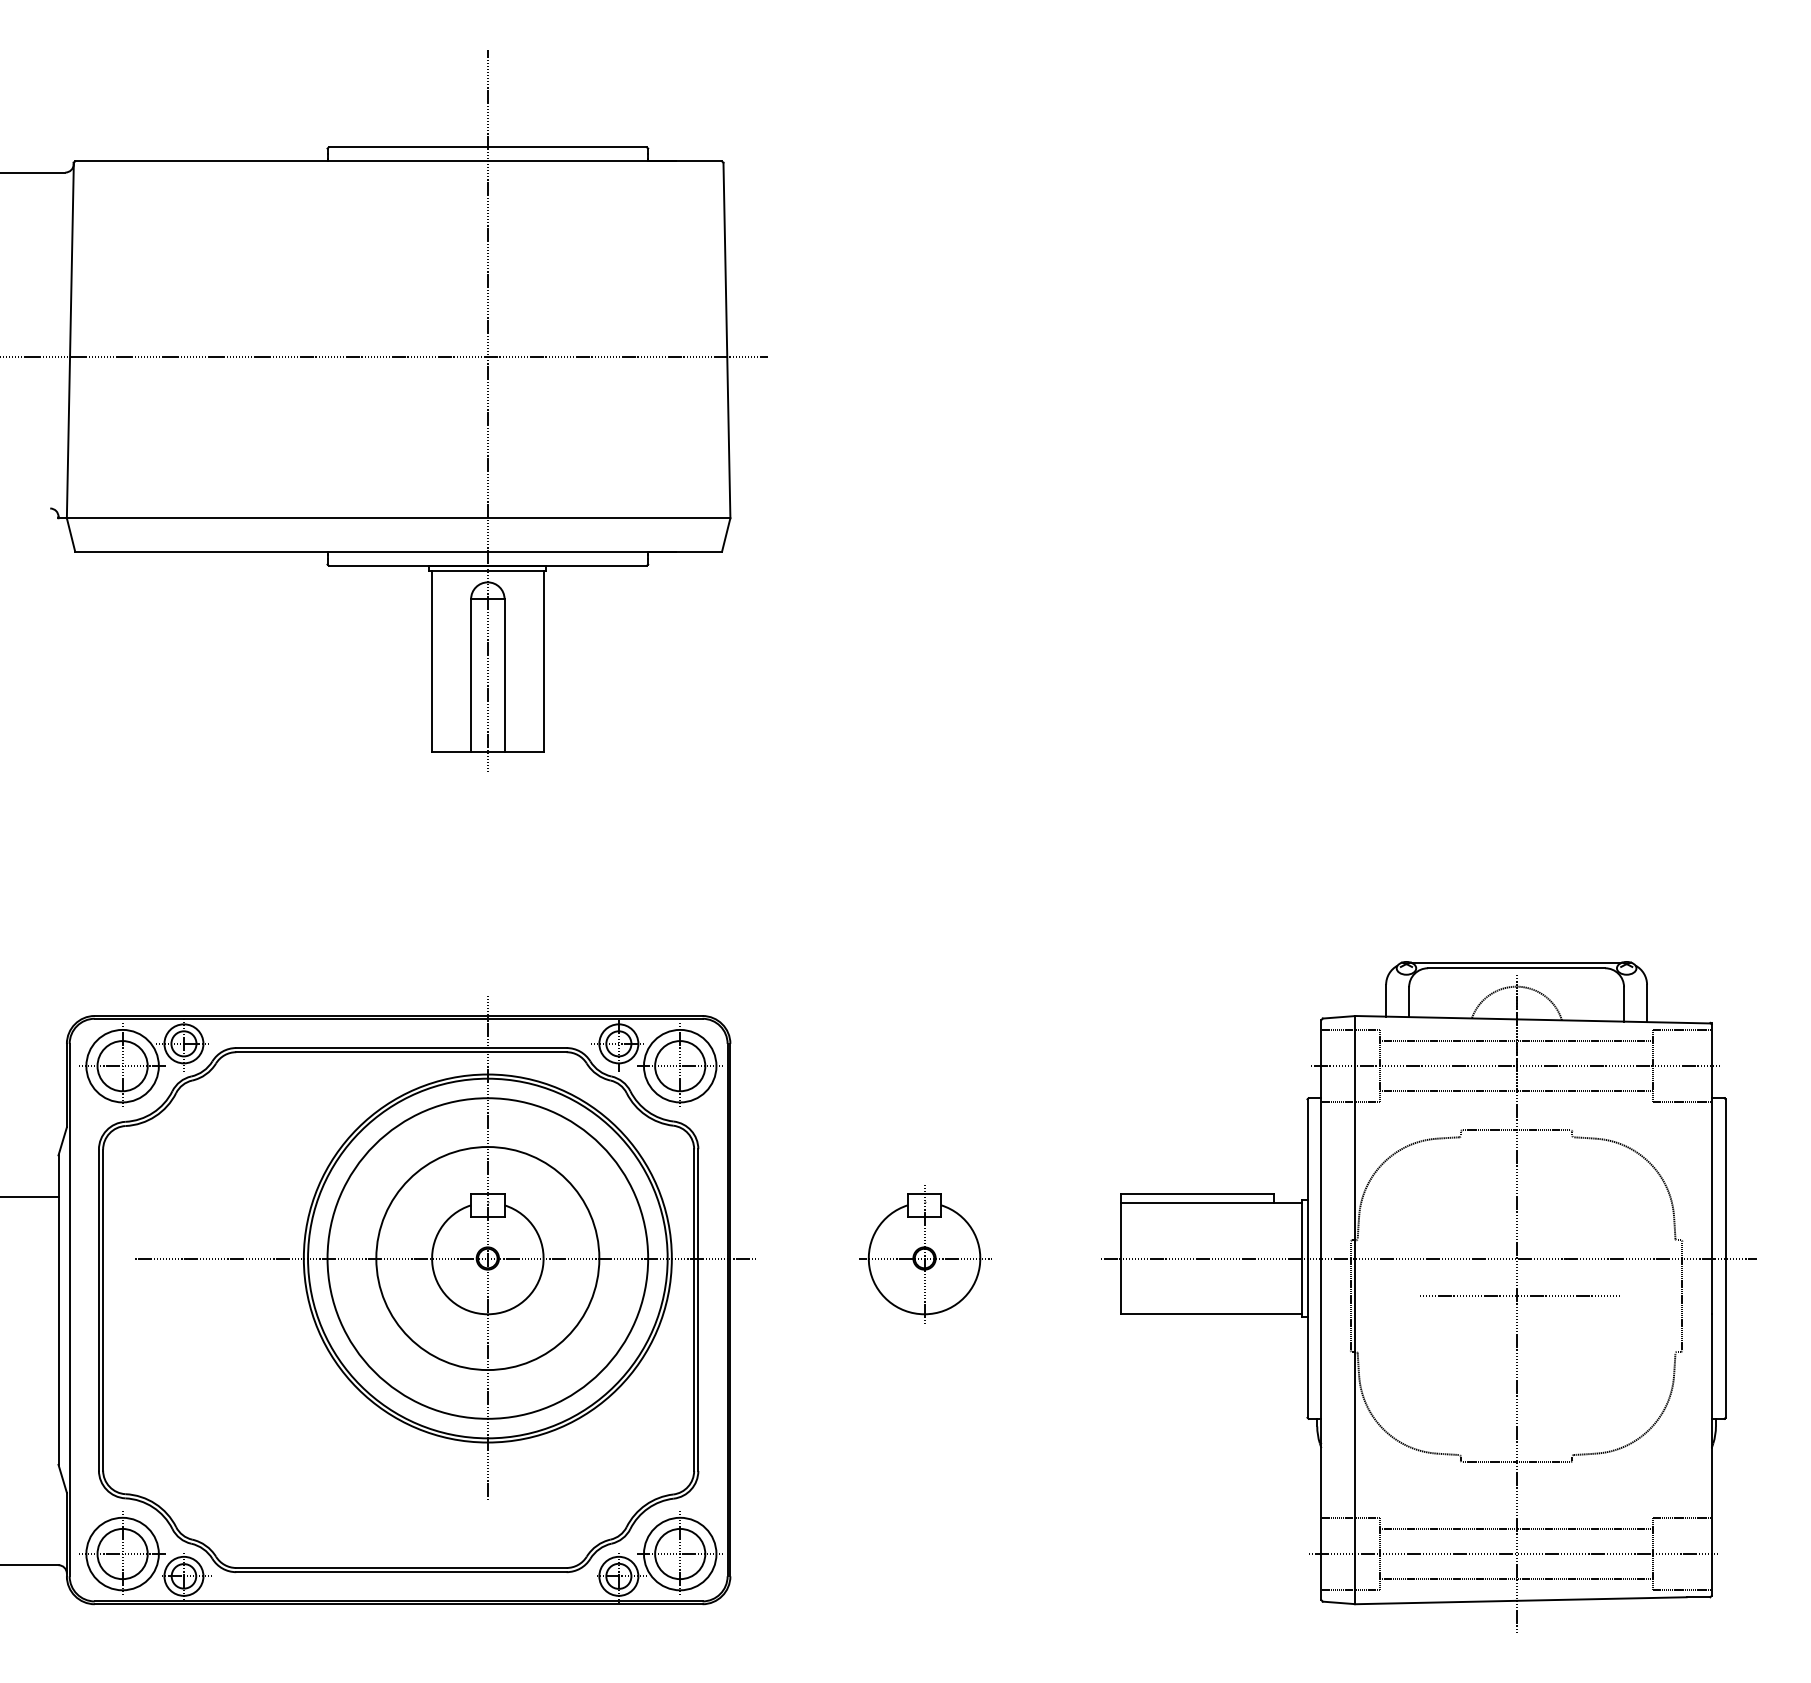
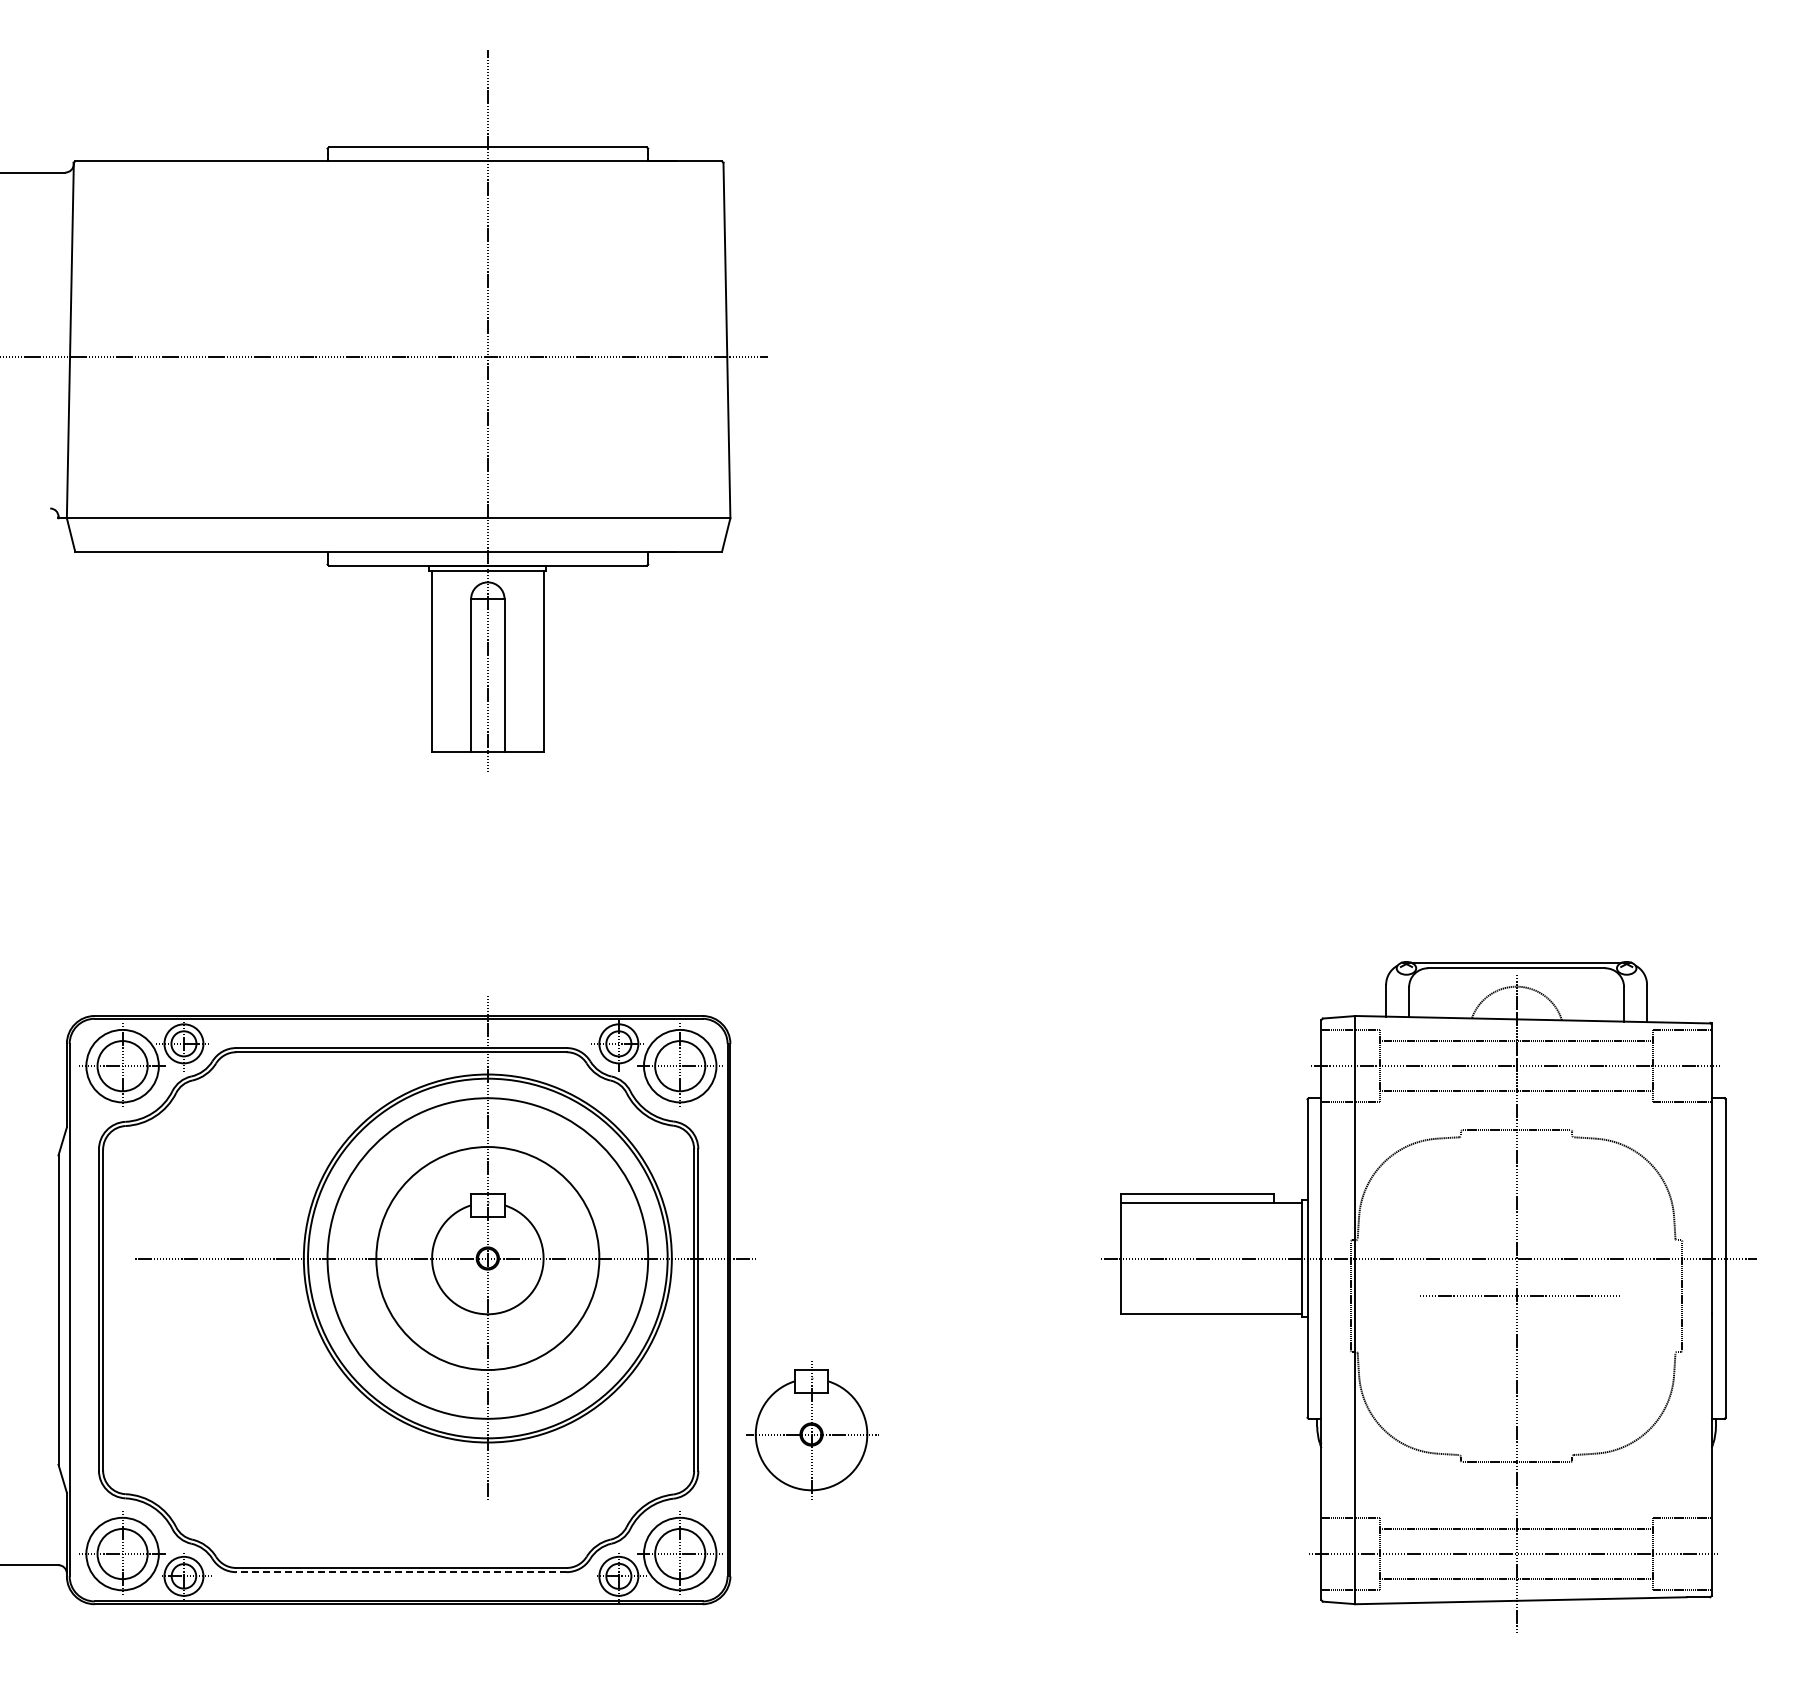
line: present -> none (30, 1197)
part position: (925, 1254) -> (812, 1430) (812, 1430)
line: solid -> dashed (400, 1572)
